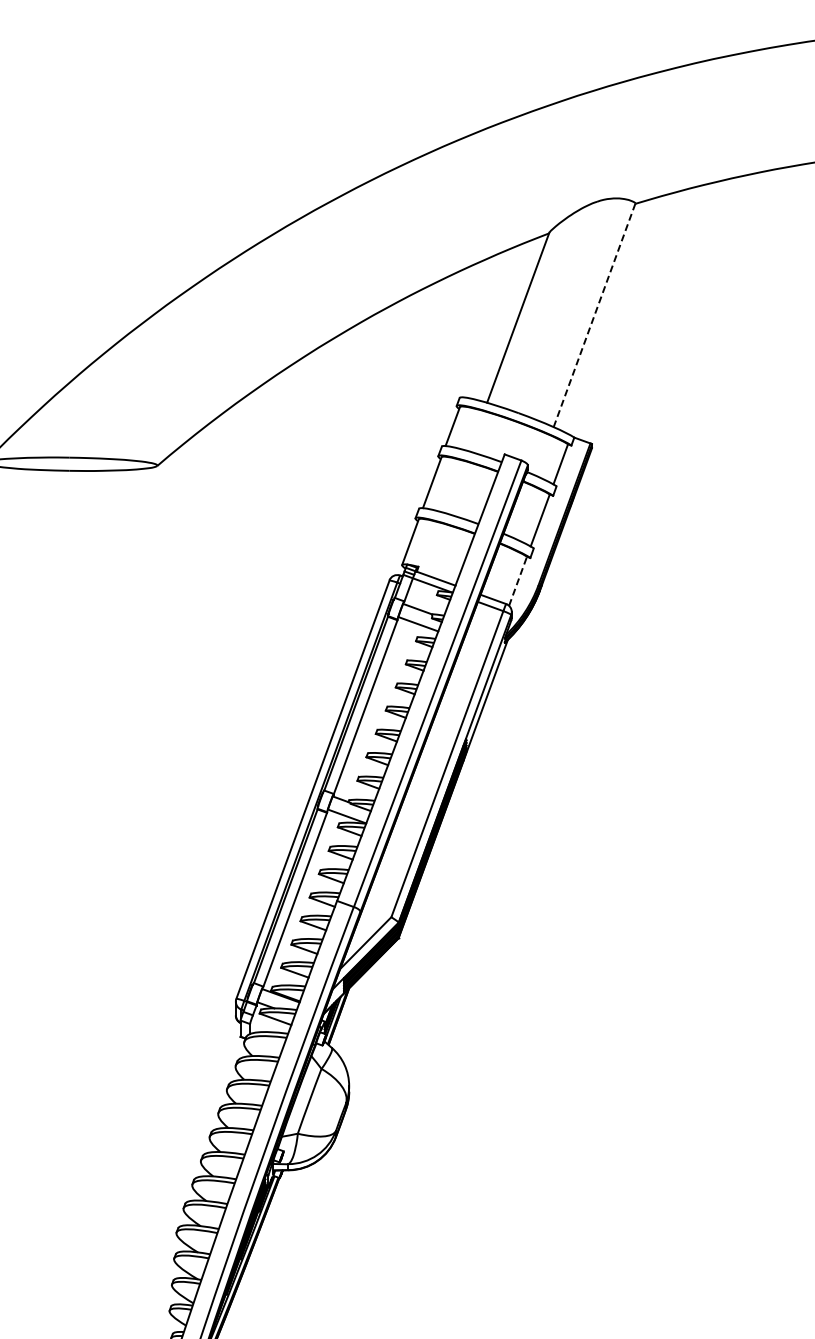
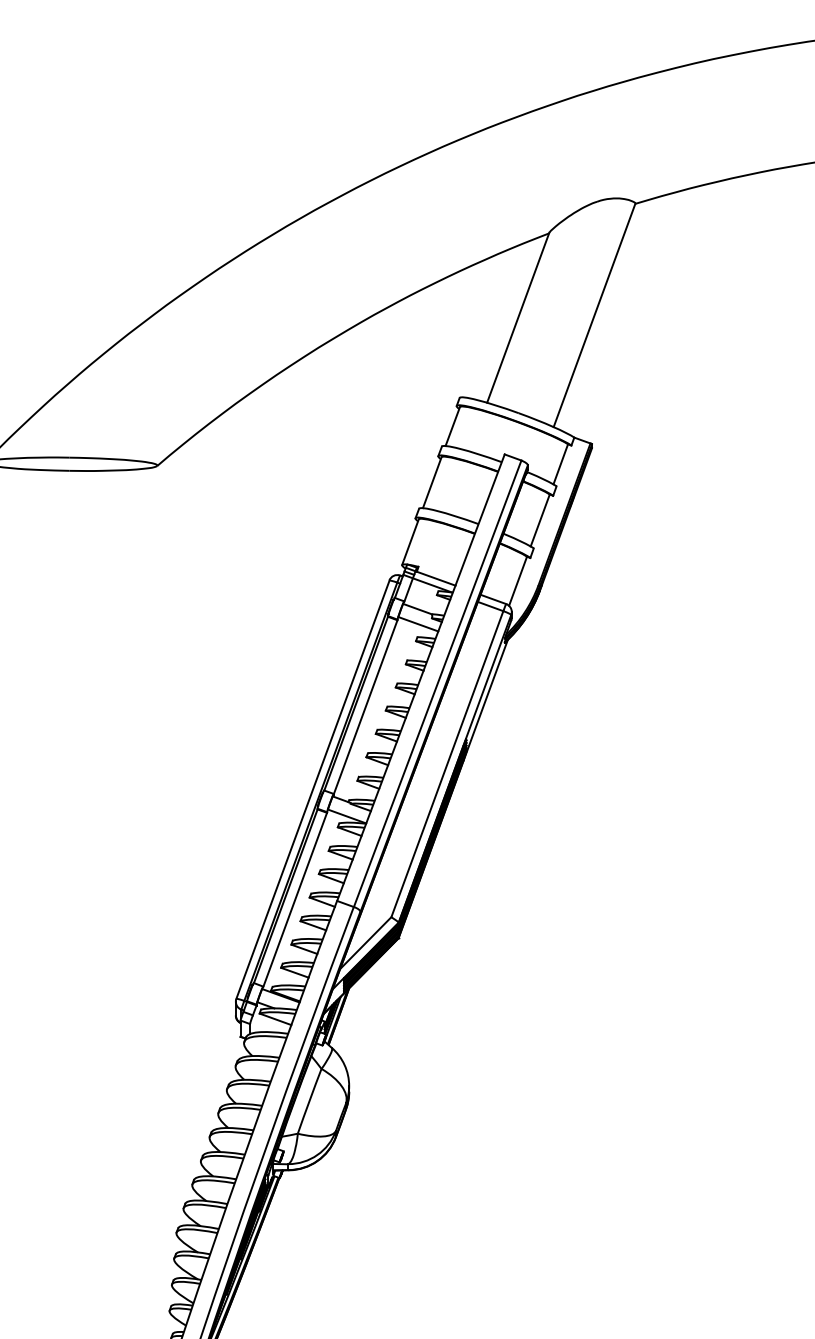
line: dashed -> solid (594, 315)
line: dashed -> solid (518, 580)
